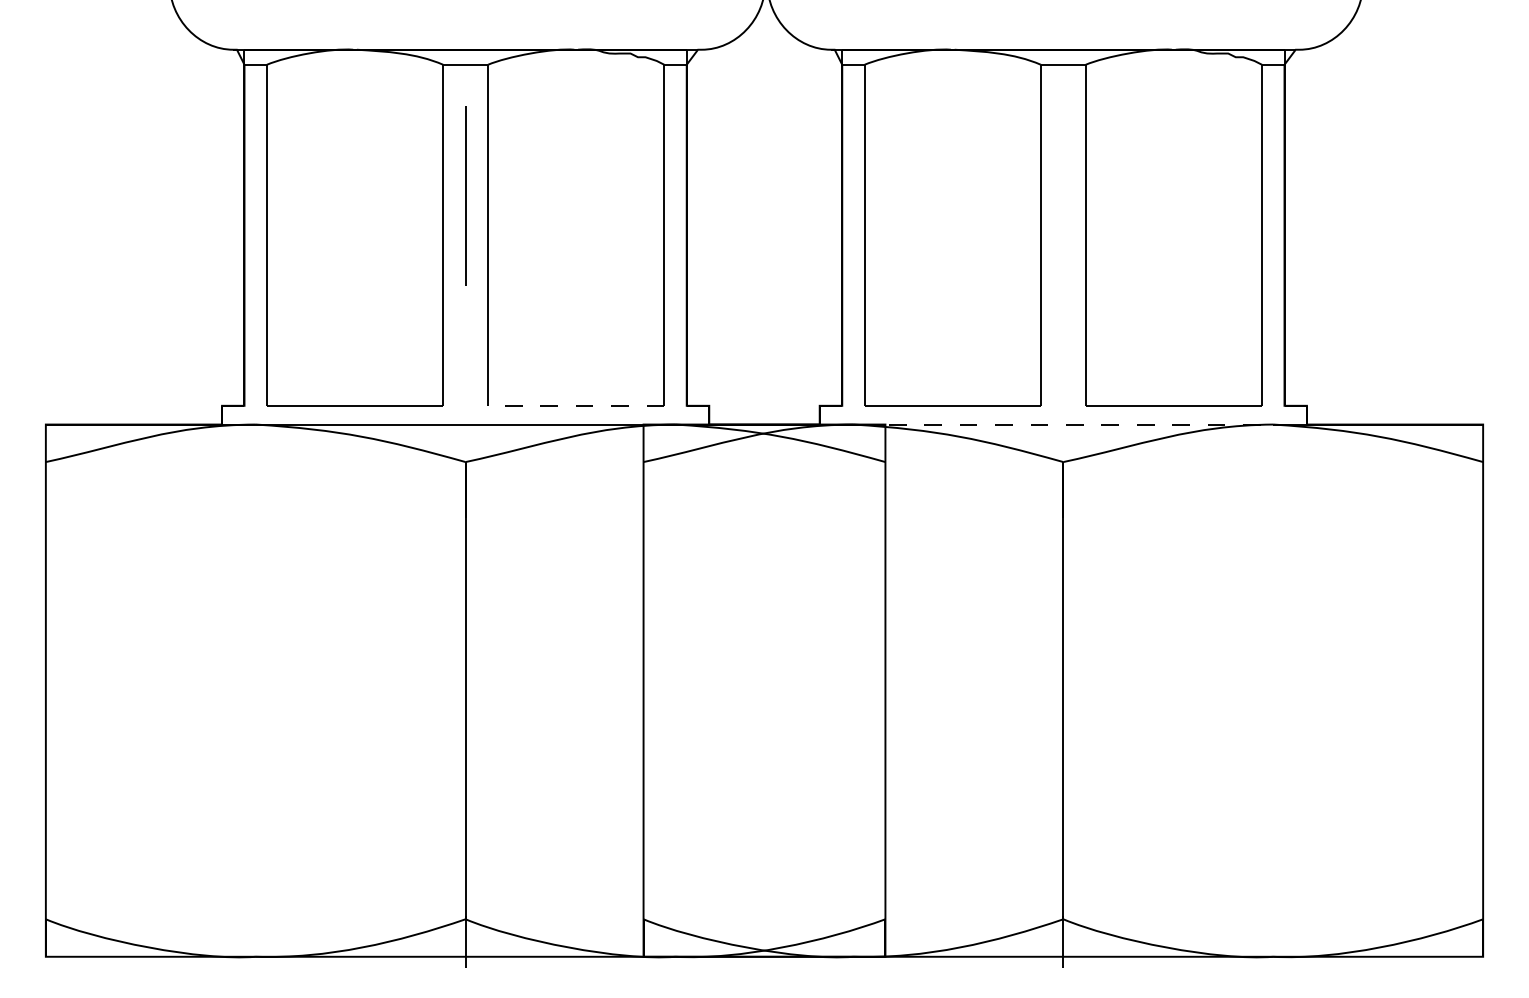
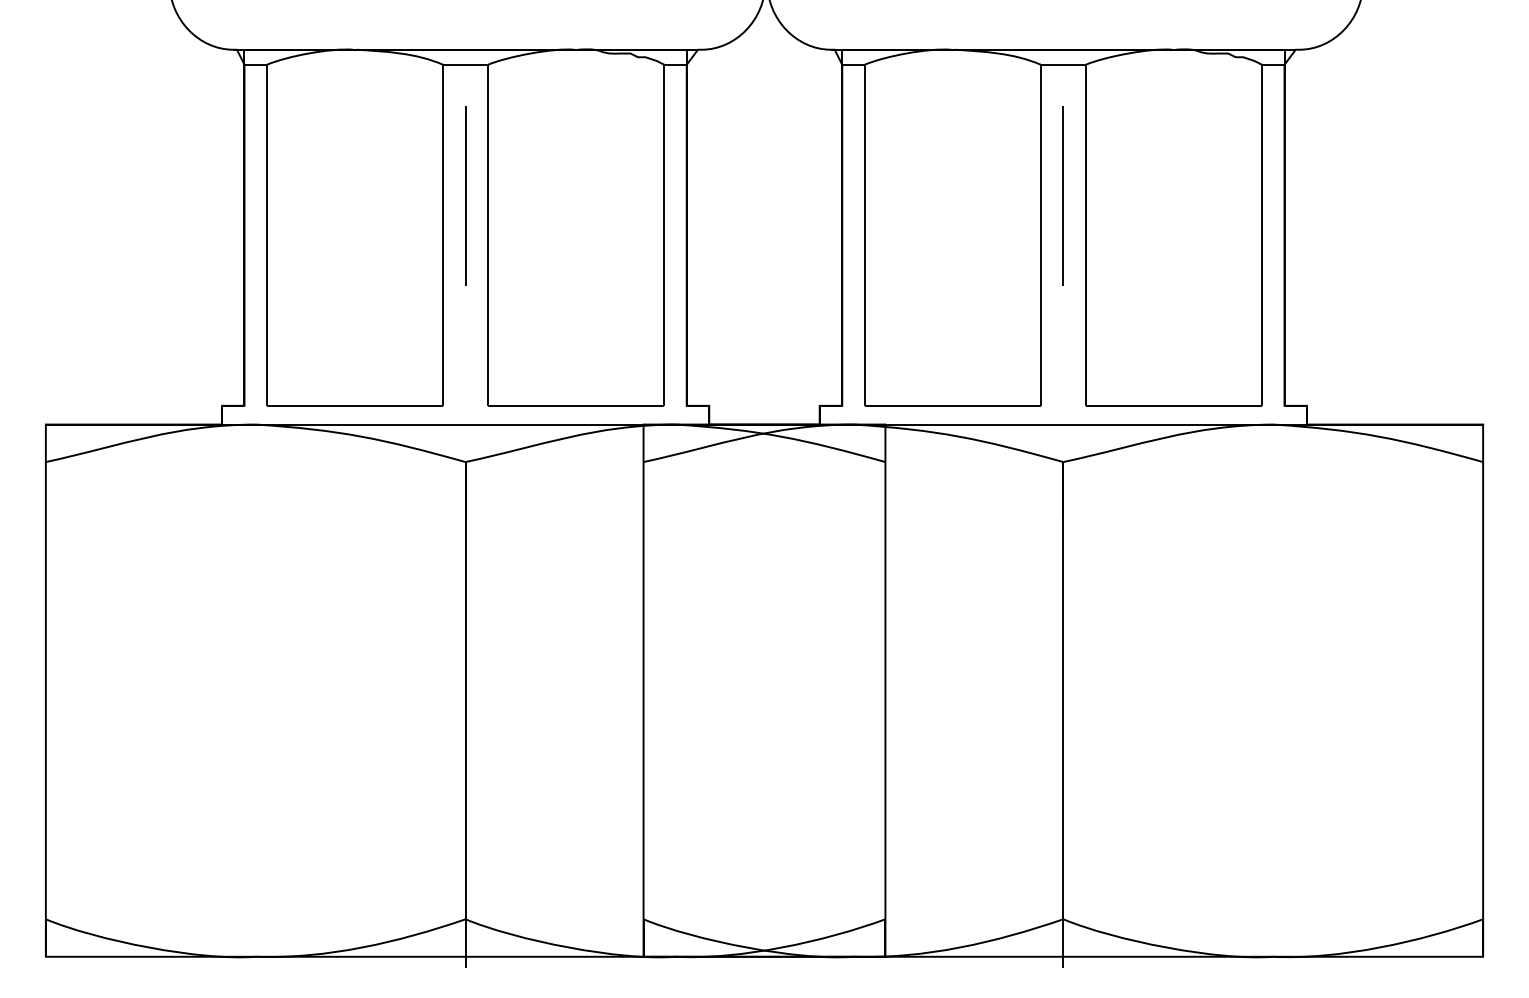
line: none -> present (1062, 195)
line: dashed -> solid (575, 405)
line: dashed -> solid (1063, 424)
